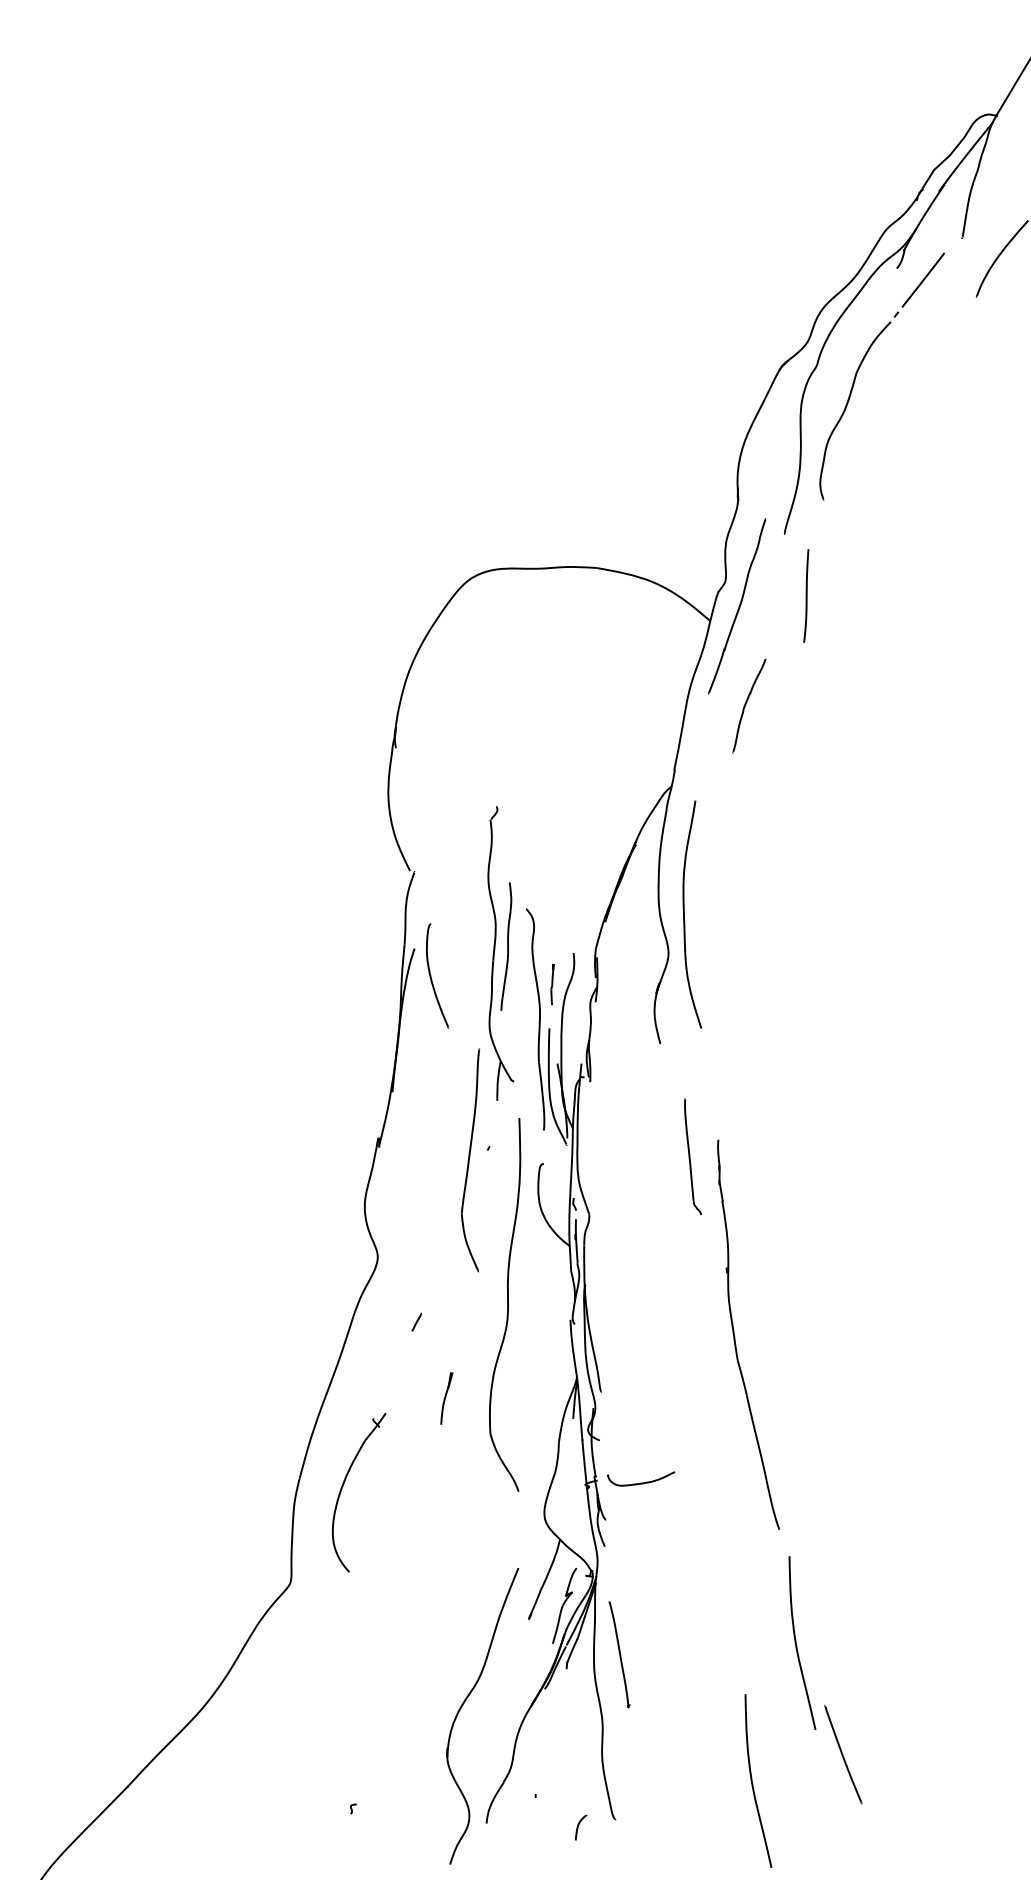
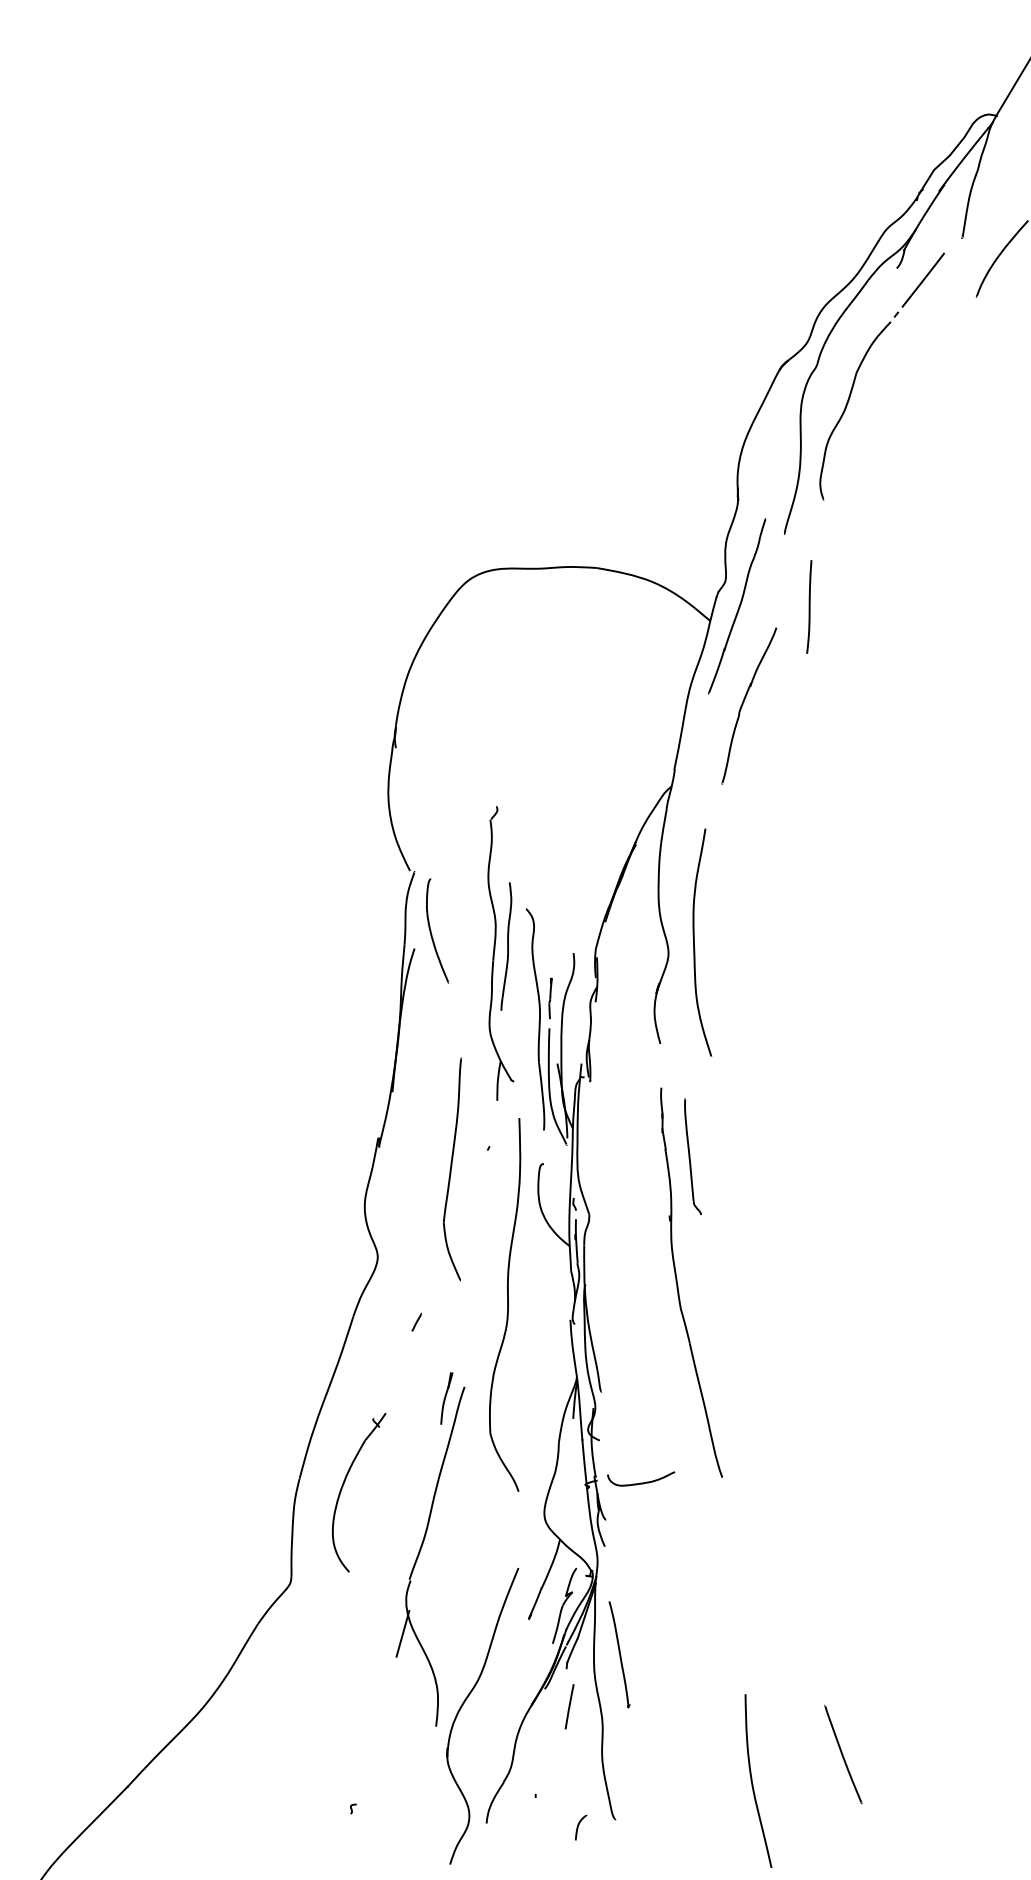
line position: (806, 595) -> (809, 606) (809, 606)
part size: 35x95 px -> 57x158 px (749, 705)
curve position: (684, 914) -> (694, 942) (694, 942)
curve position: (431, 975) -> (431, 930) (431, 930)
line position: (552, 984) -> (550, 998) (550, 998)
part position: (470, 1160) -> (452, 1169) (452, 1169)
part position: (735, 1337) -> (678, 1285) (678, 1285)
part: none -> present (420, 1552)
curve: present -> none (797, 1645)
line: none -> present (569, 1706)
